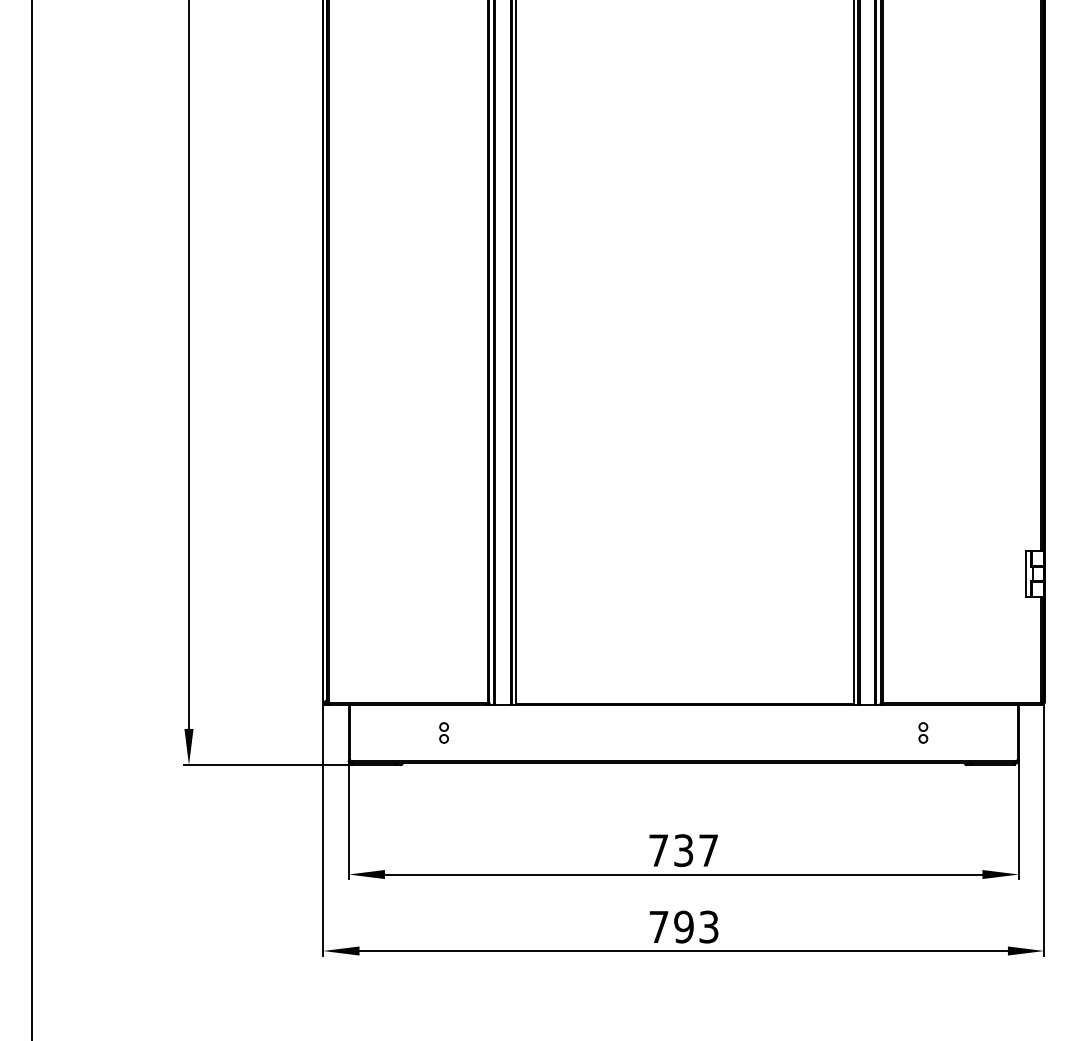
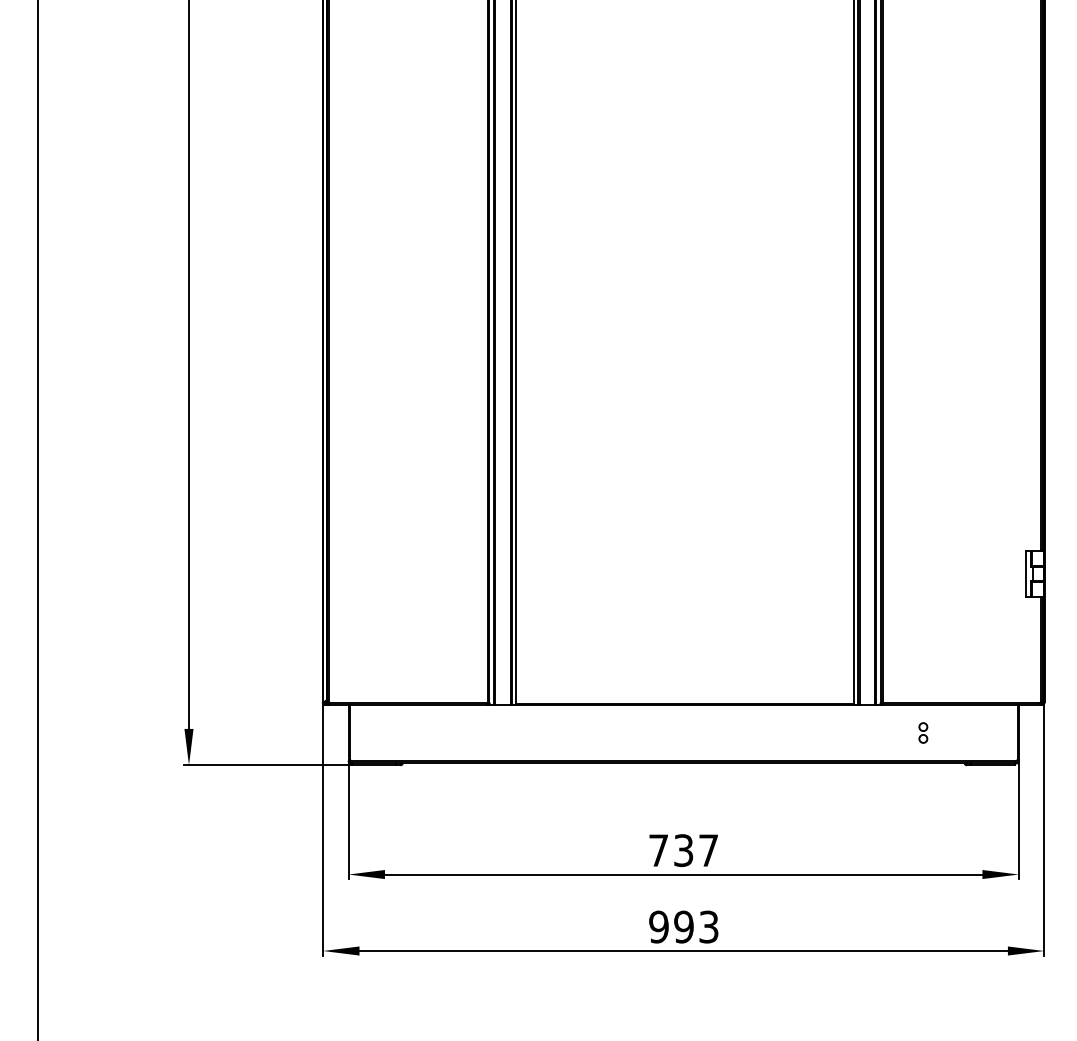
line position: (32, 519) -> (38, 519) (38, 519)
part: present -> none (443, 732)
text: 793 -> 993 (658, 926)
